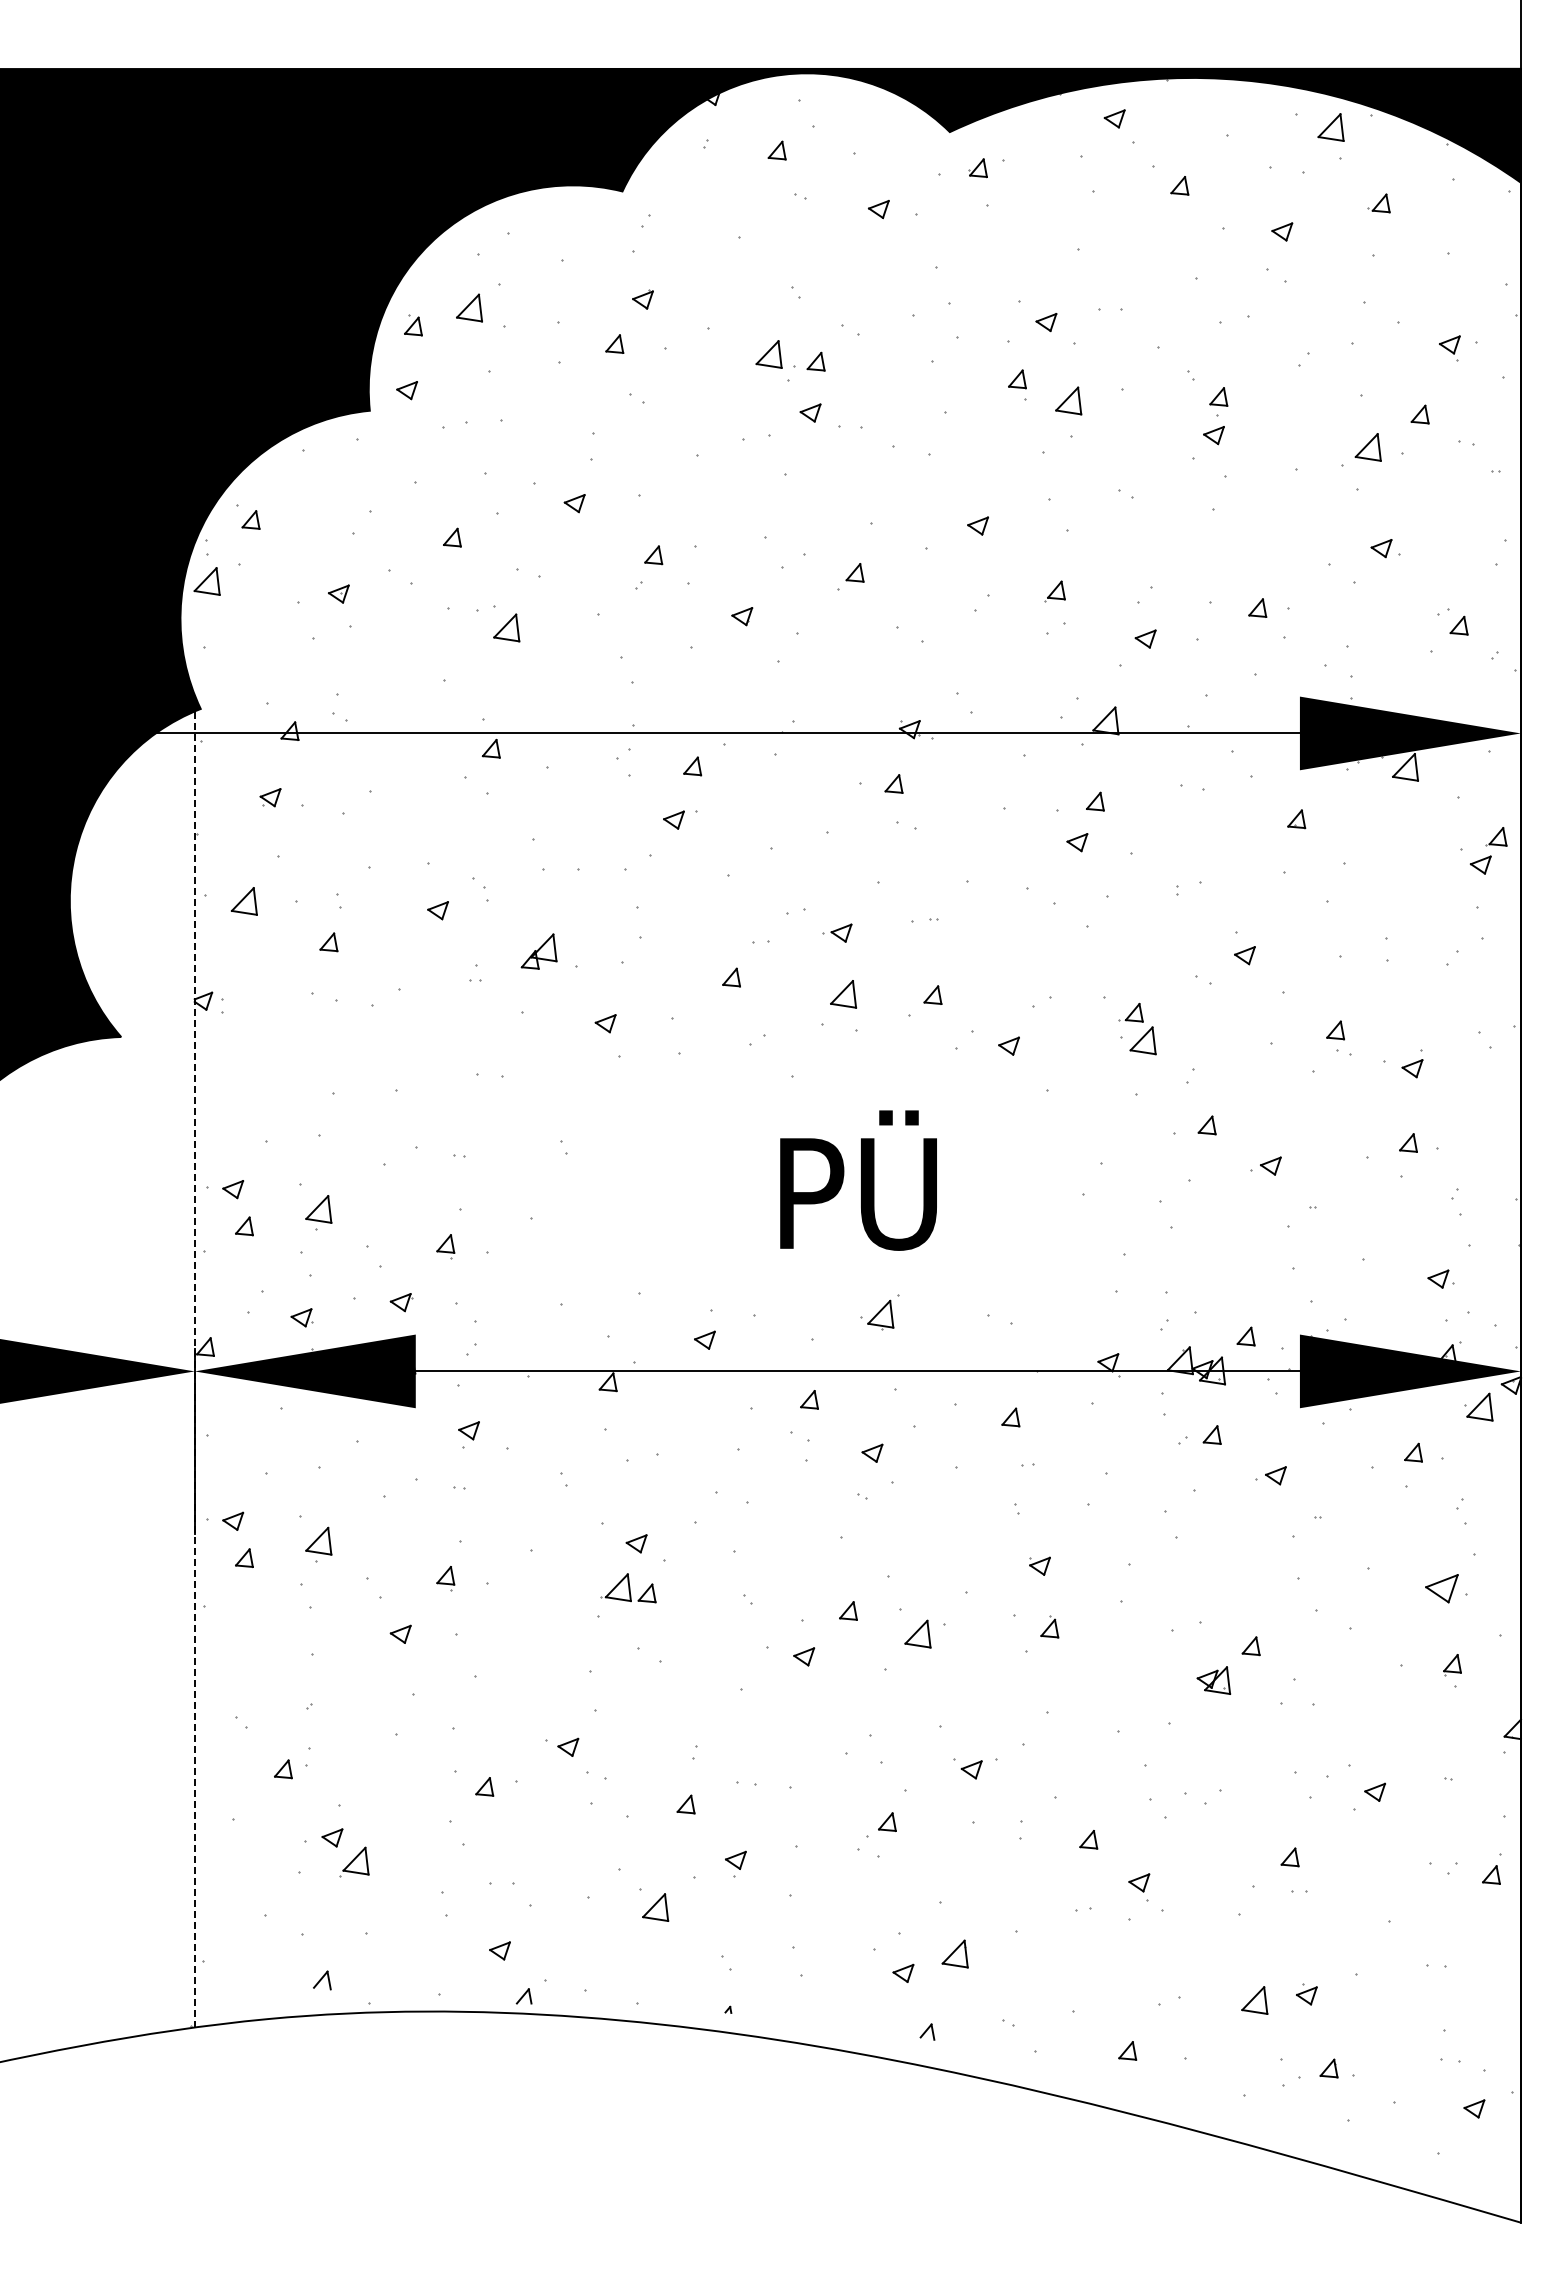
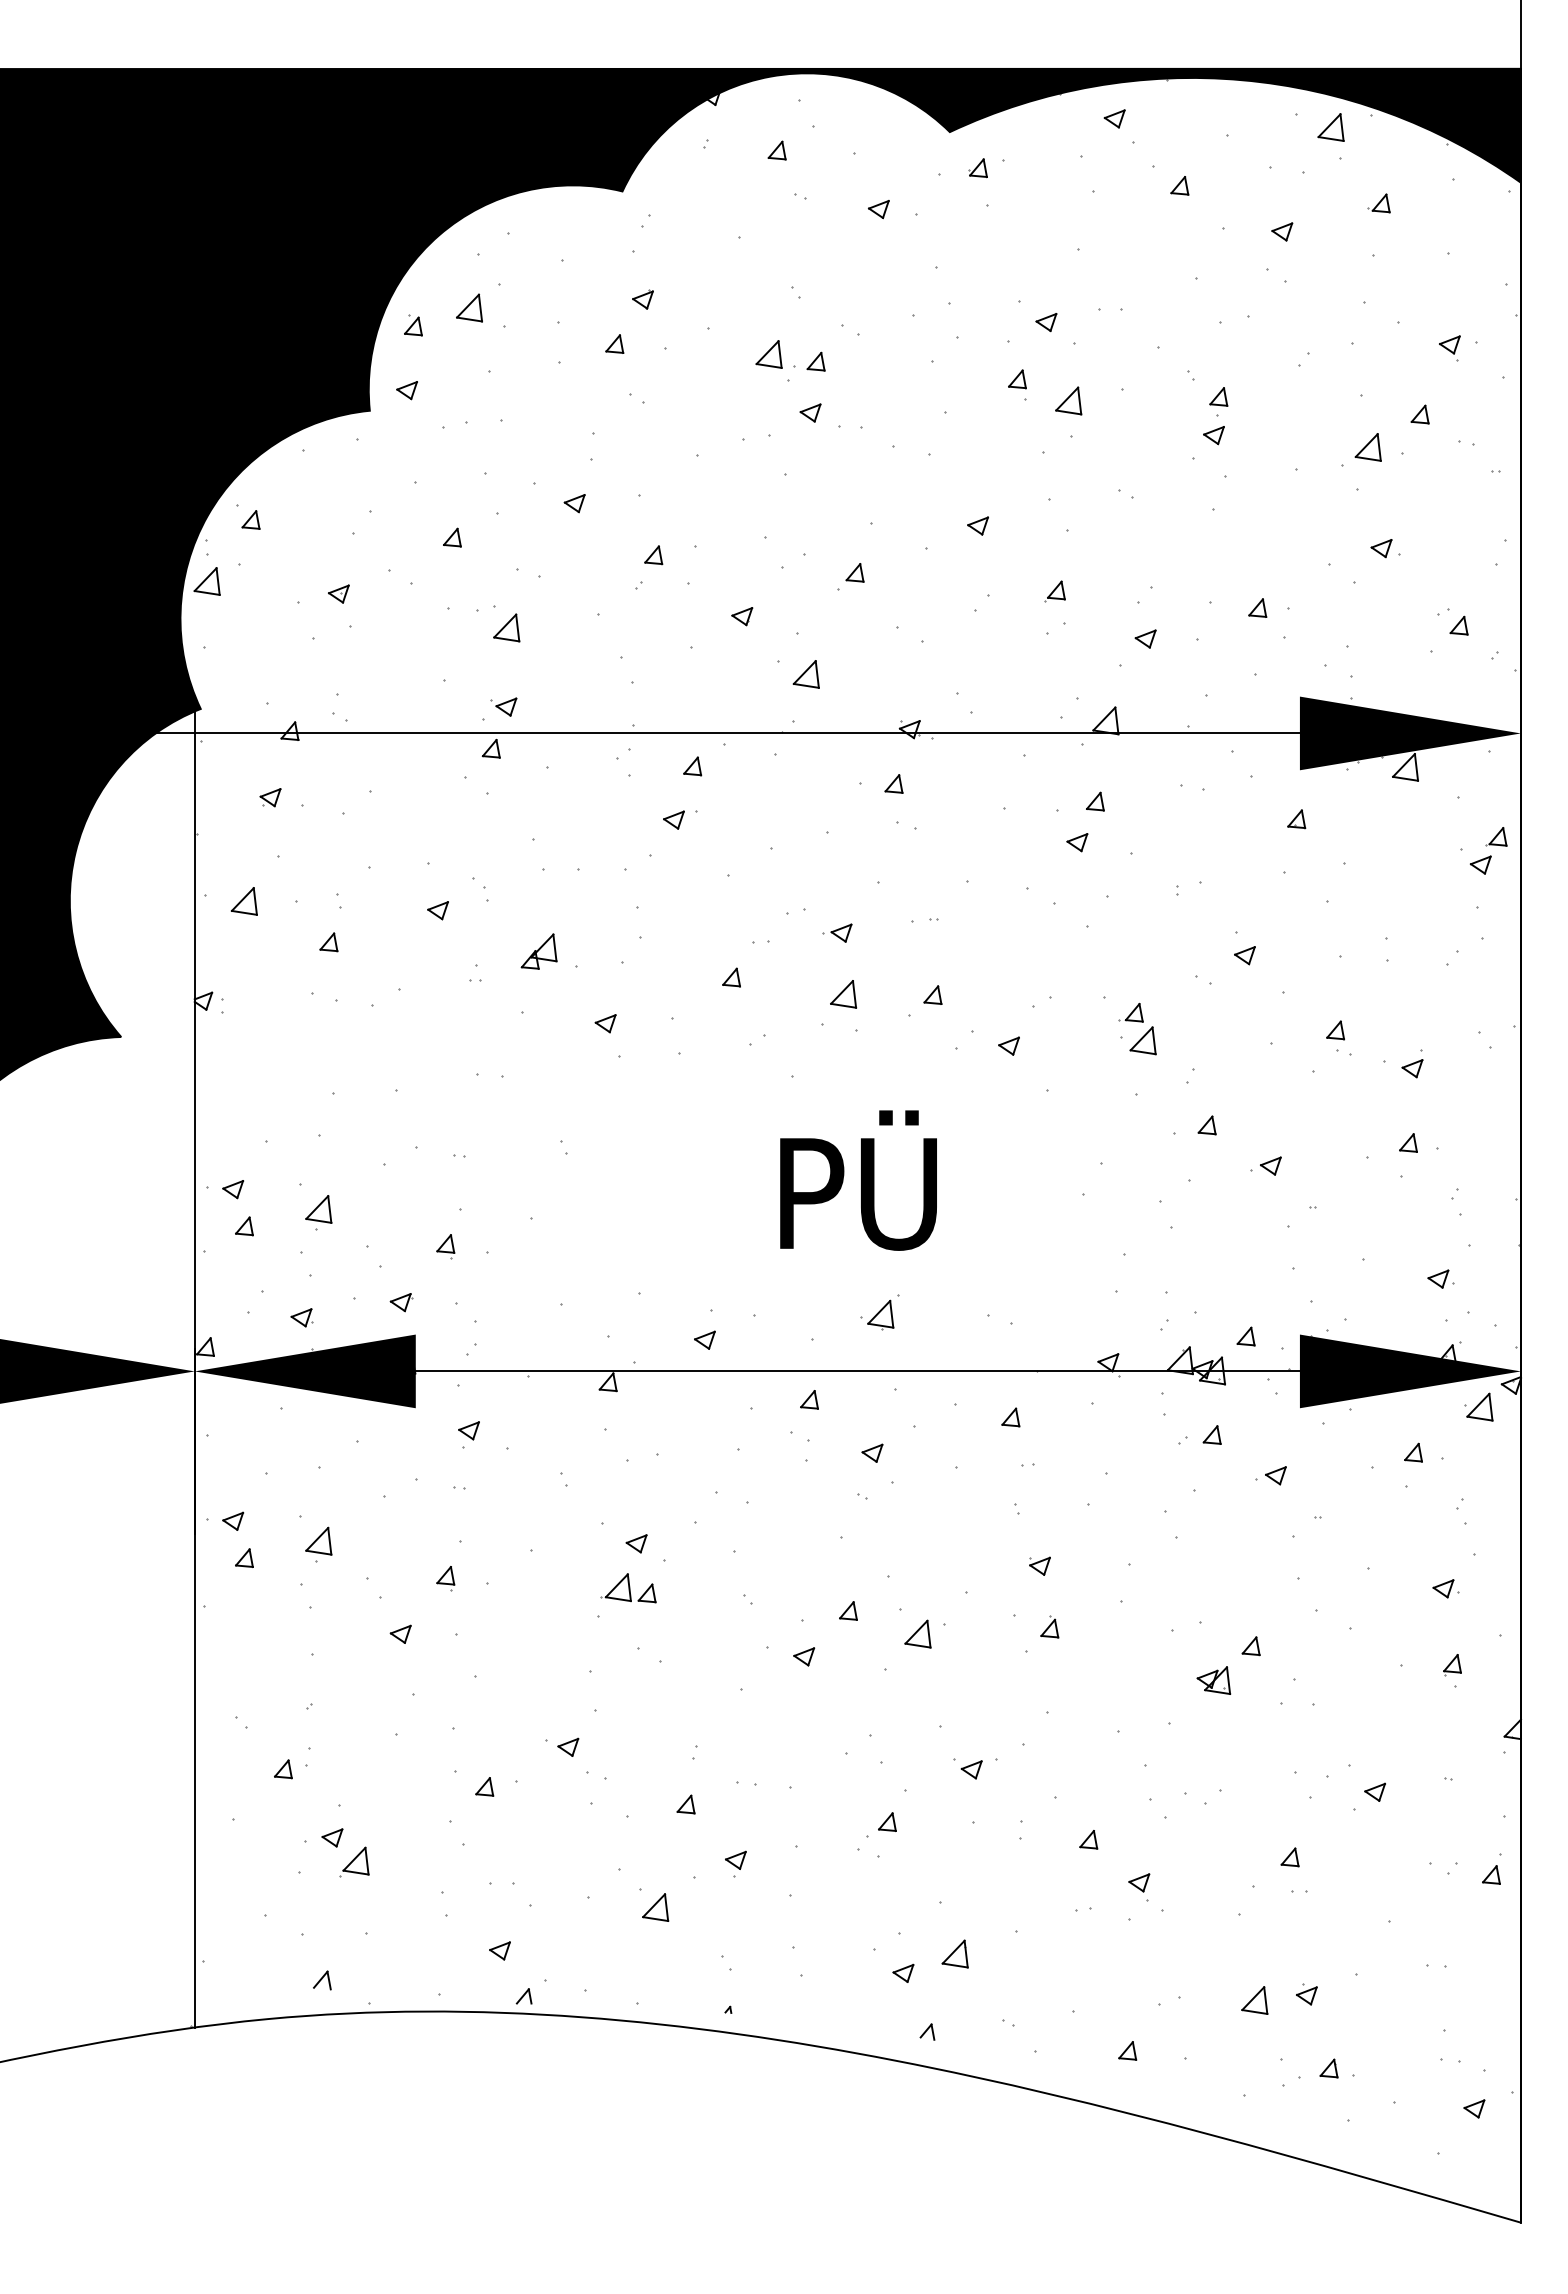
part: none -> present (805, 674)
part: none -> present (503, 706)
line: dashed -> solid (194, 1368)
part size: 43x30 px -> 28x20 px (1445, 1588)
